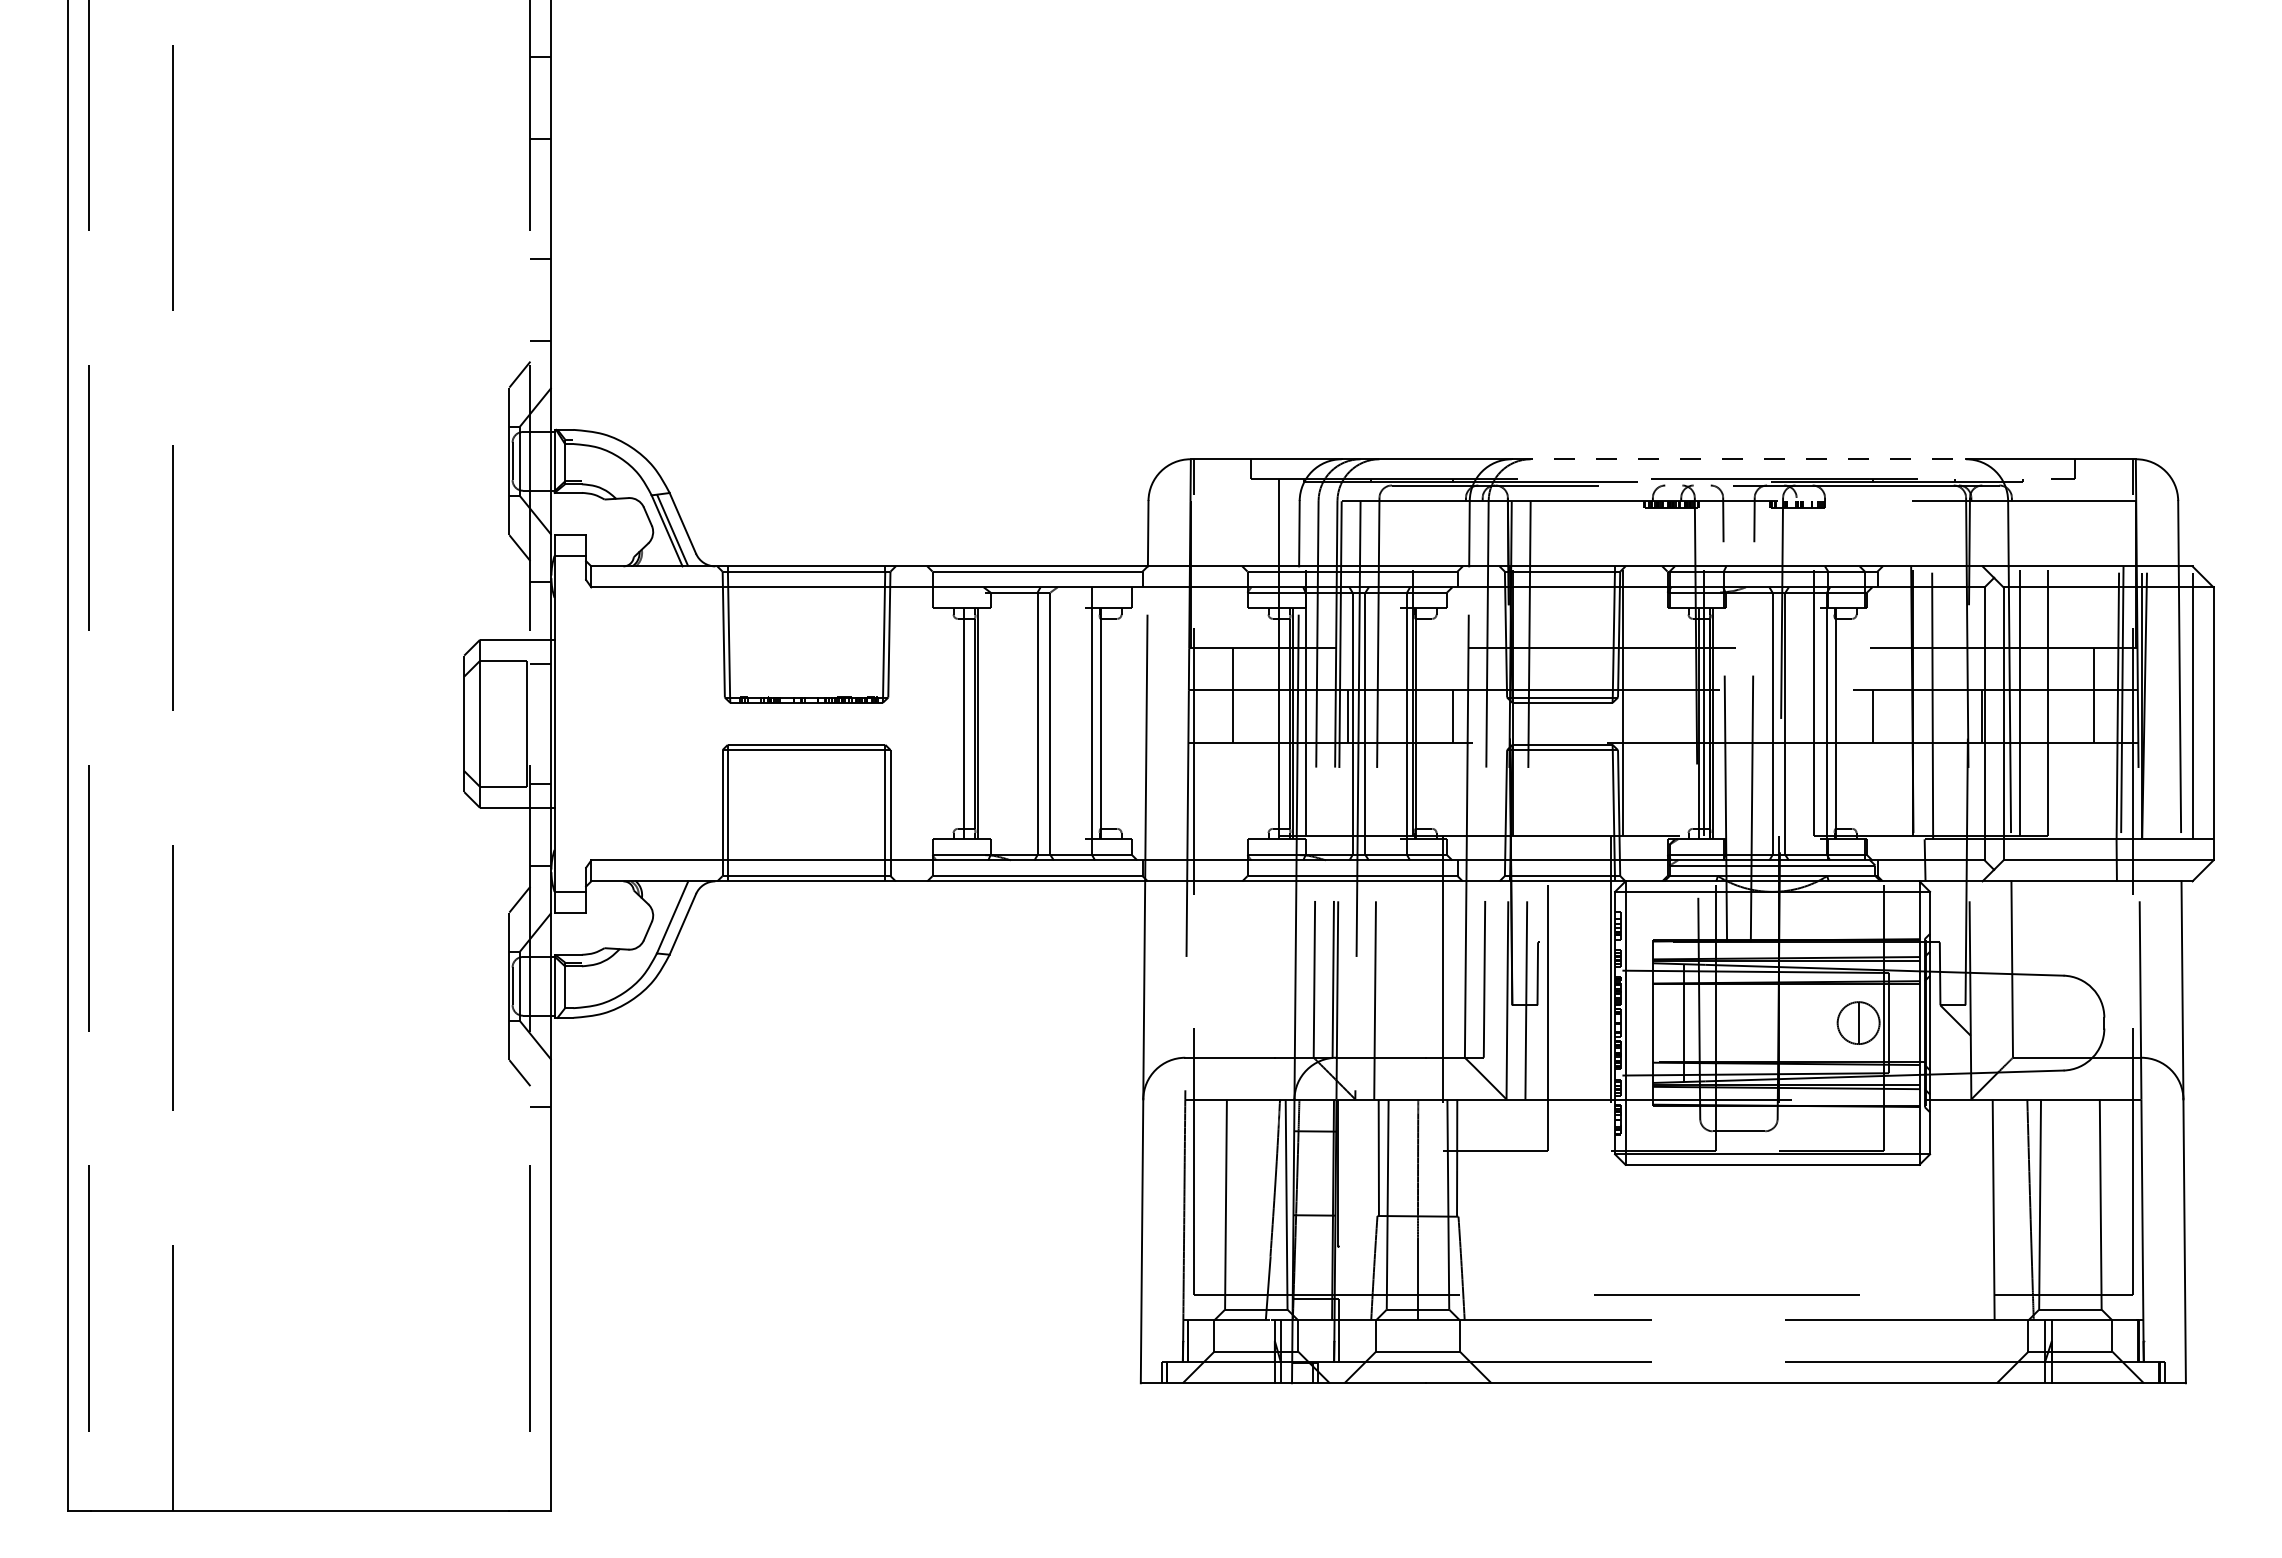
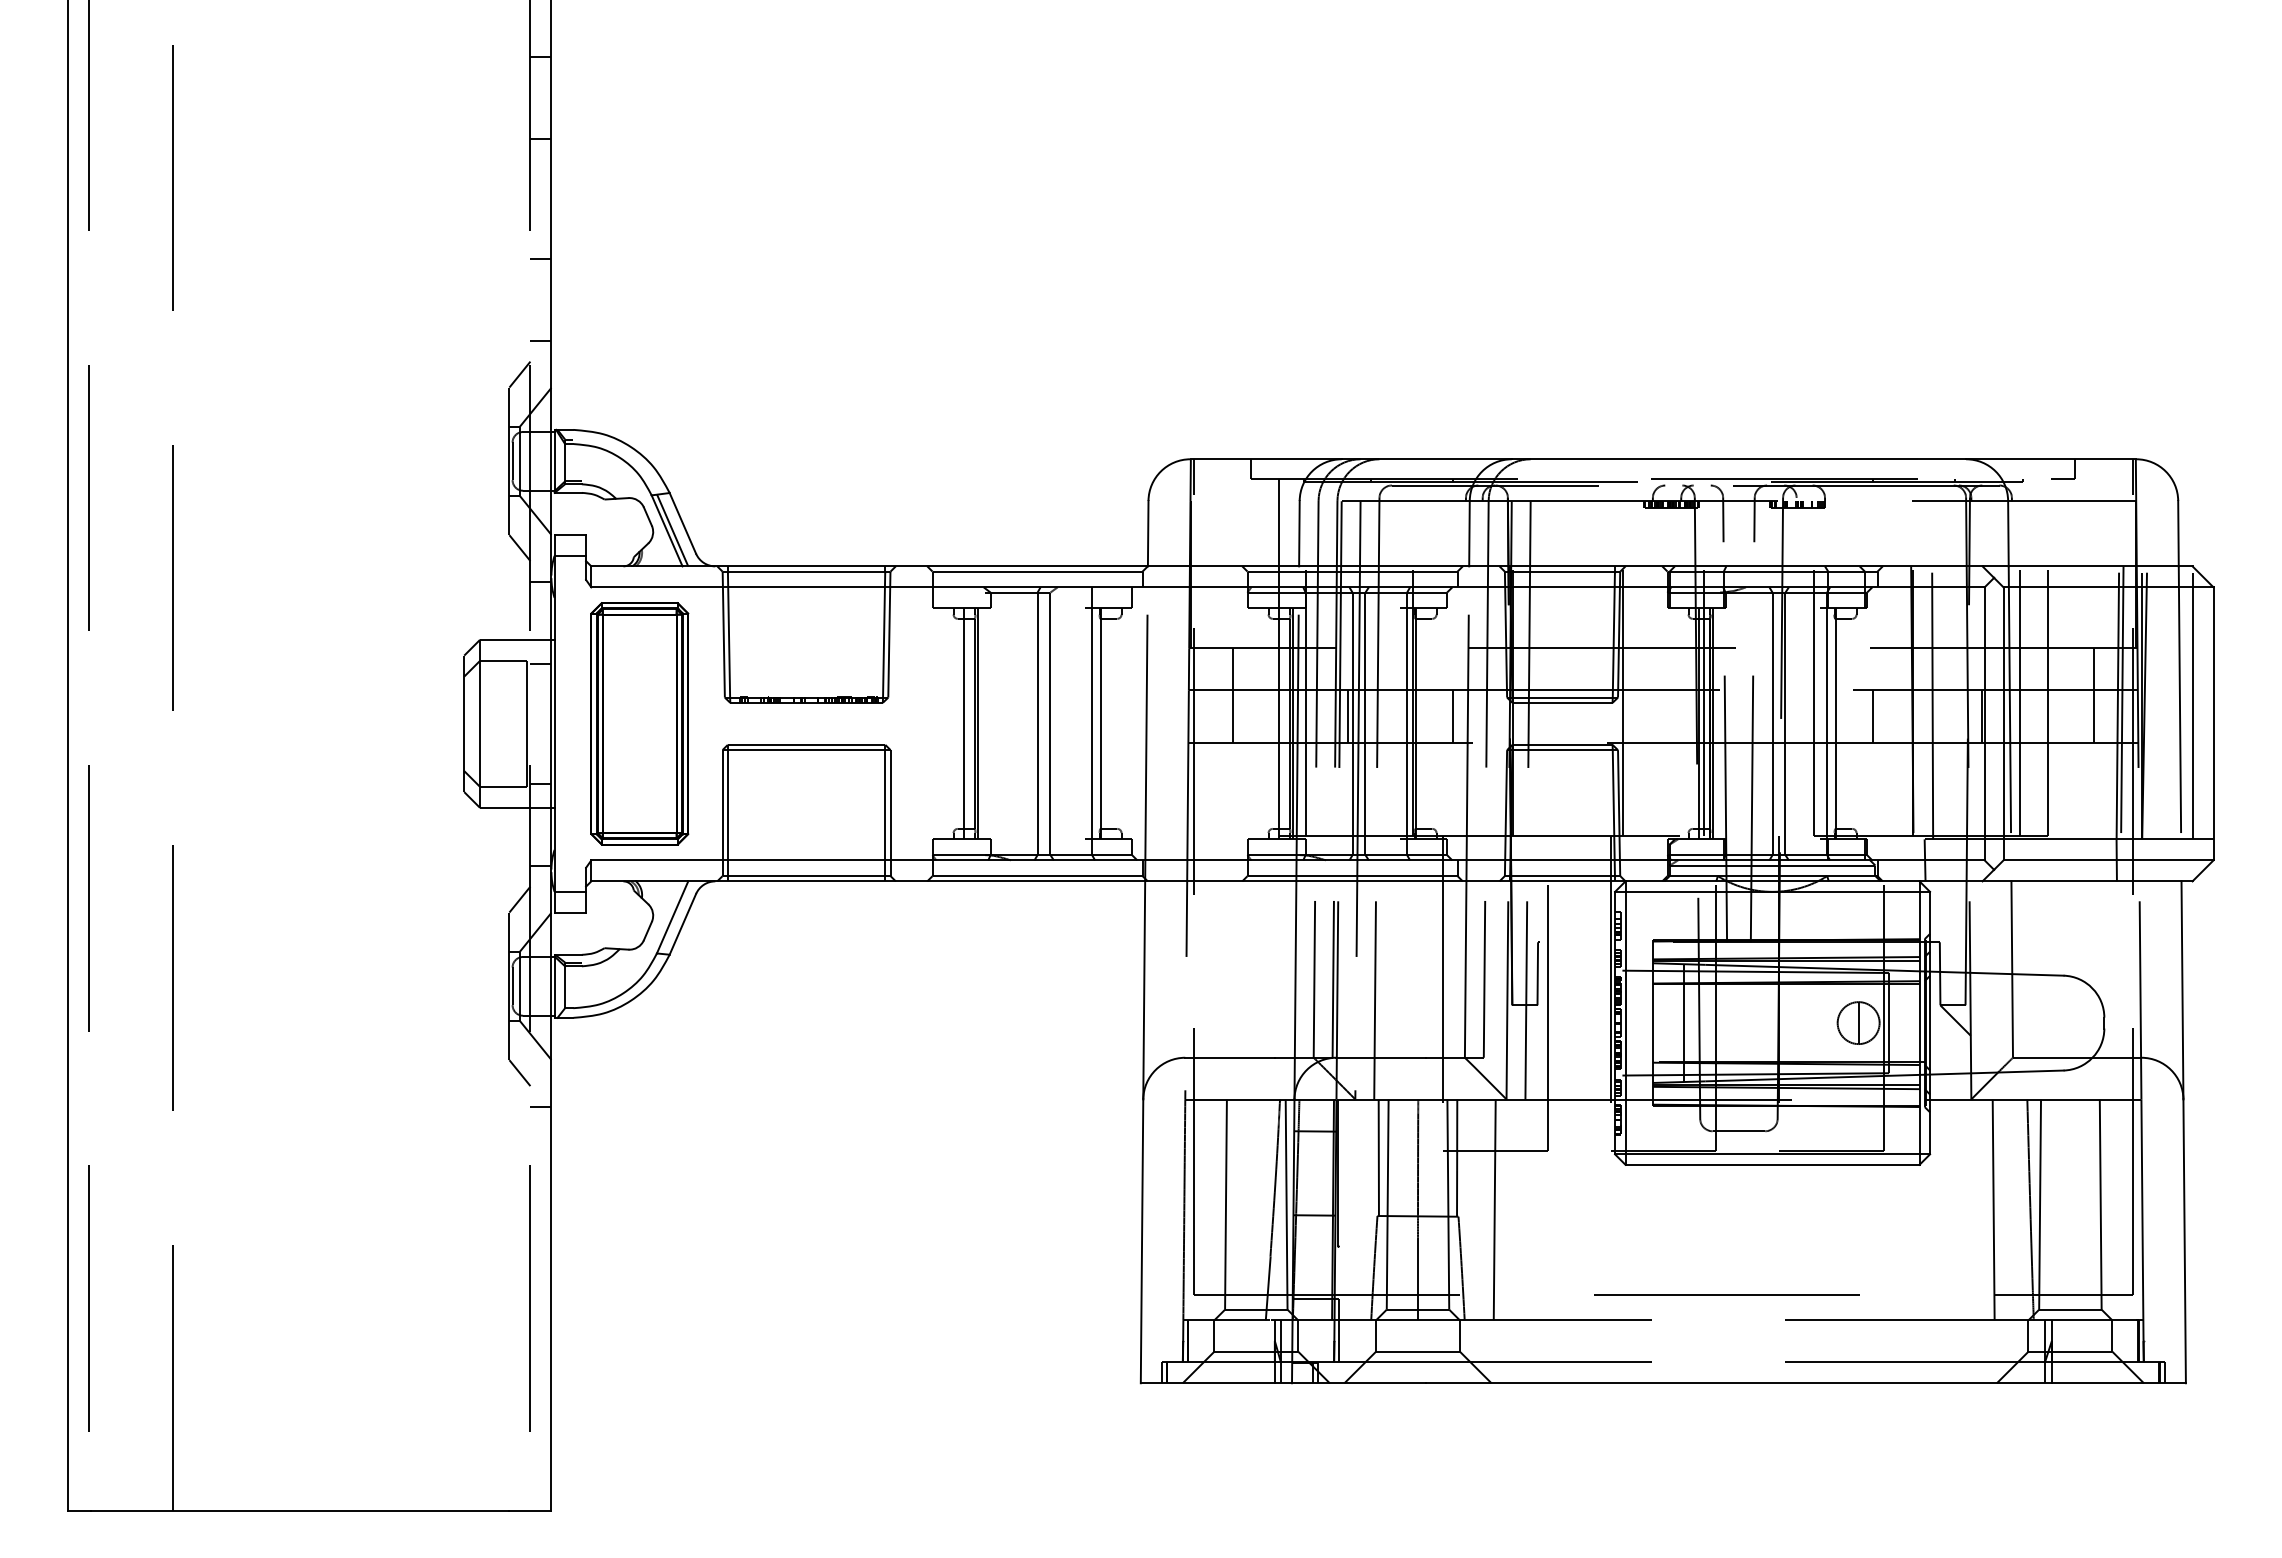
line: dashed -> solid (1739, 459)
part: none -> present (639, 723)
line: none -> present (1494, 1209)
